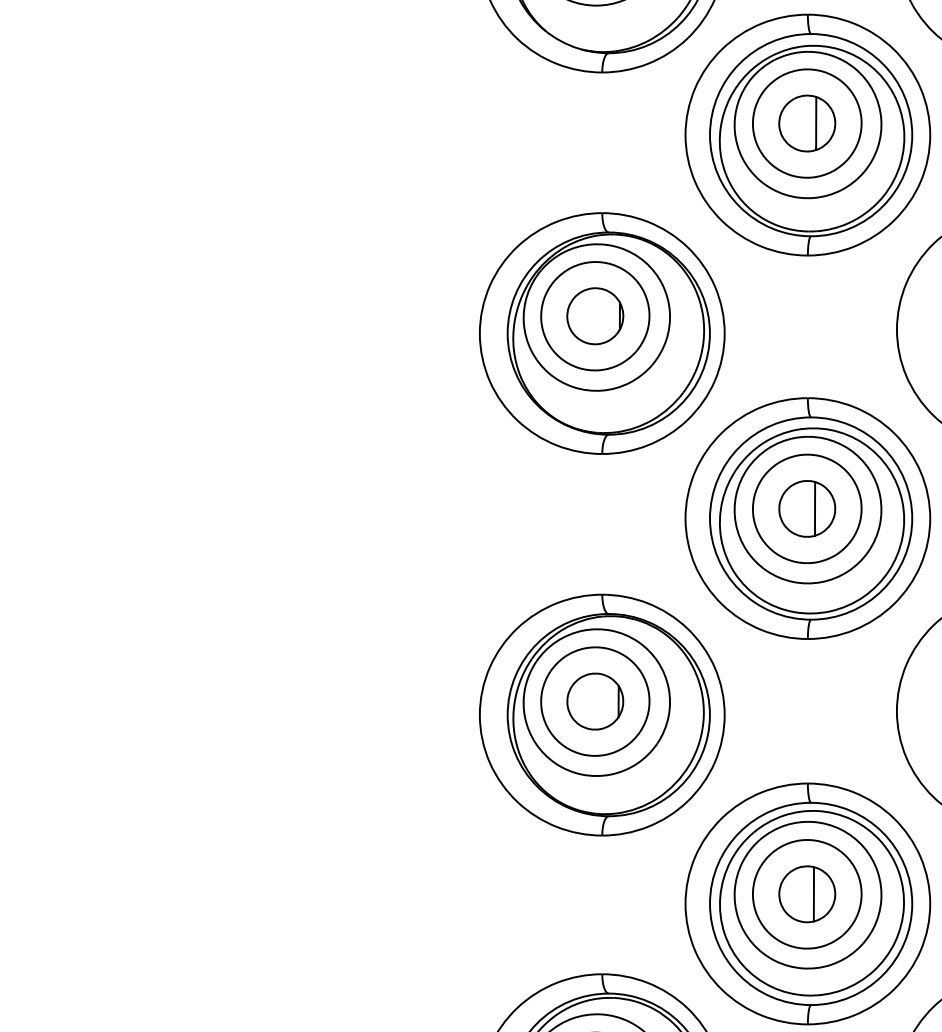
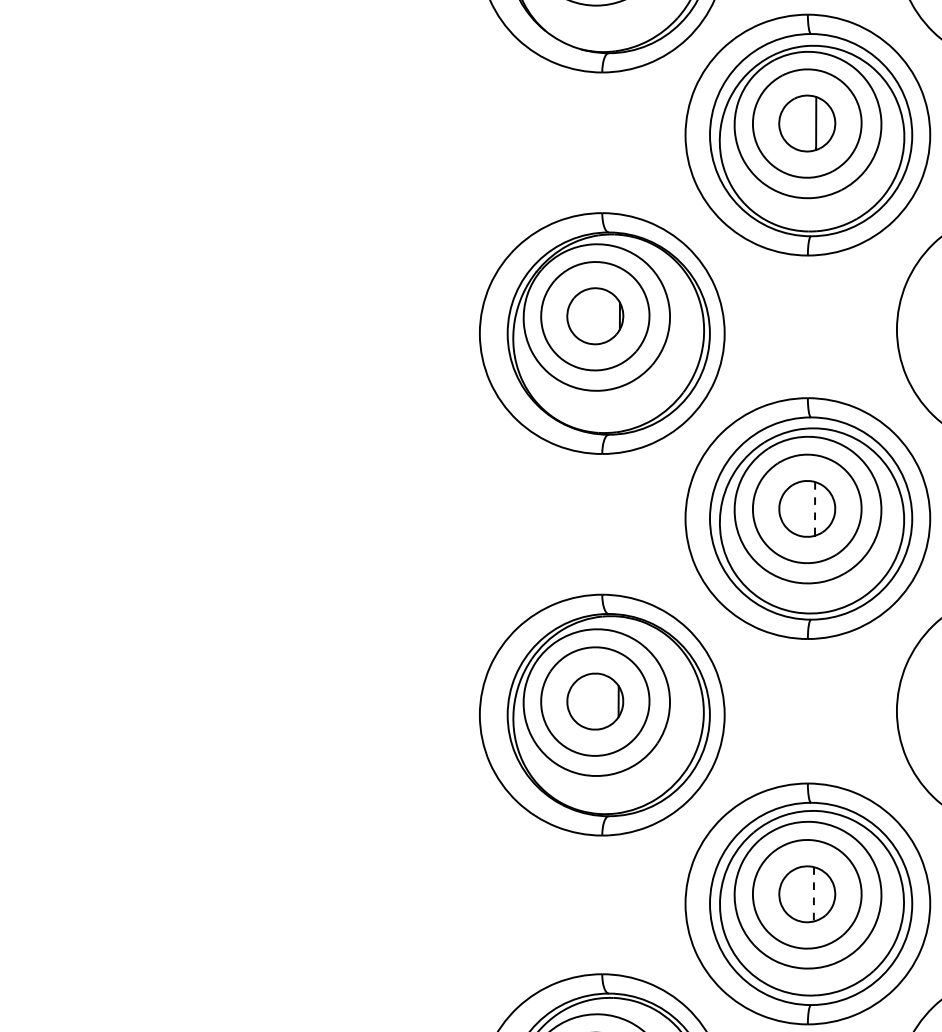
line: solid -> dashed (815, 507)
line: solid -> dashed (813, 894)
